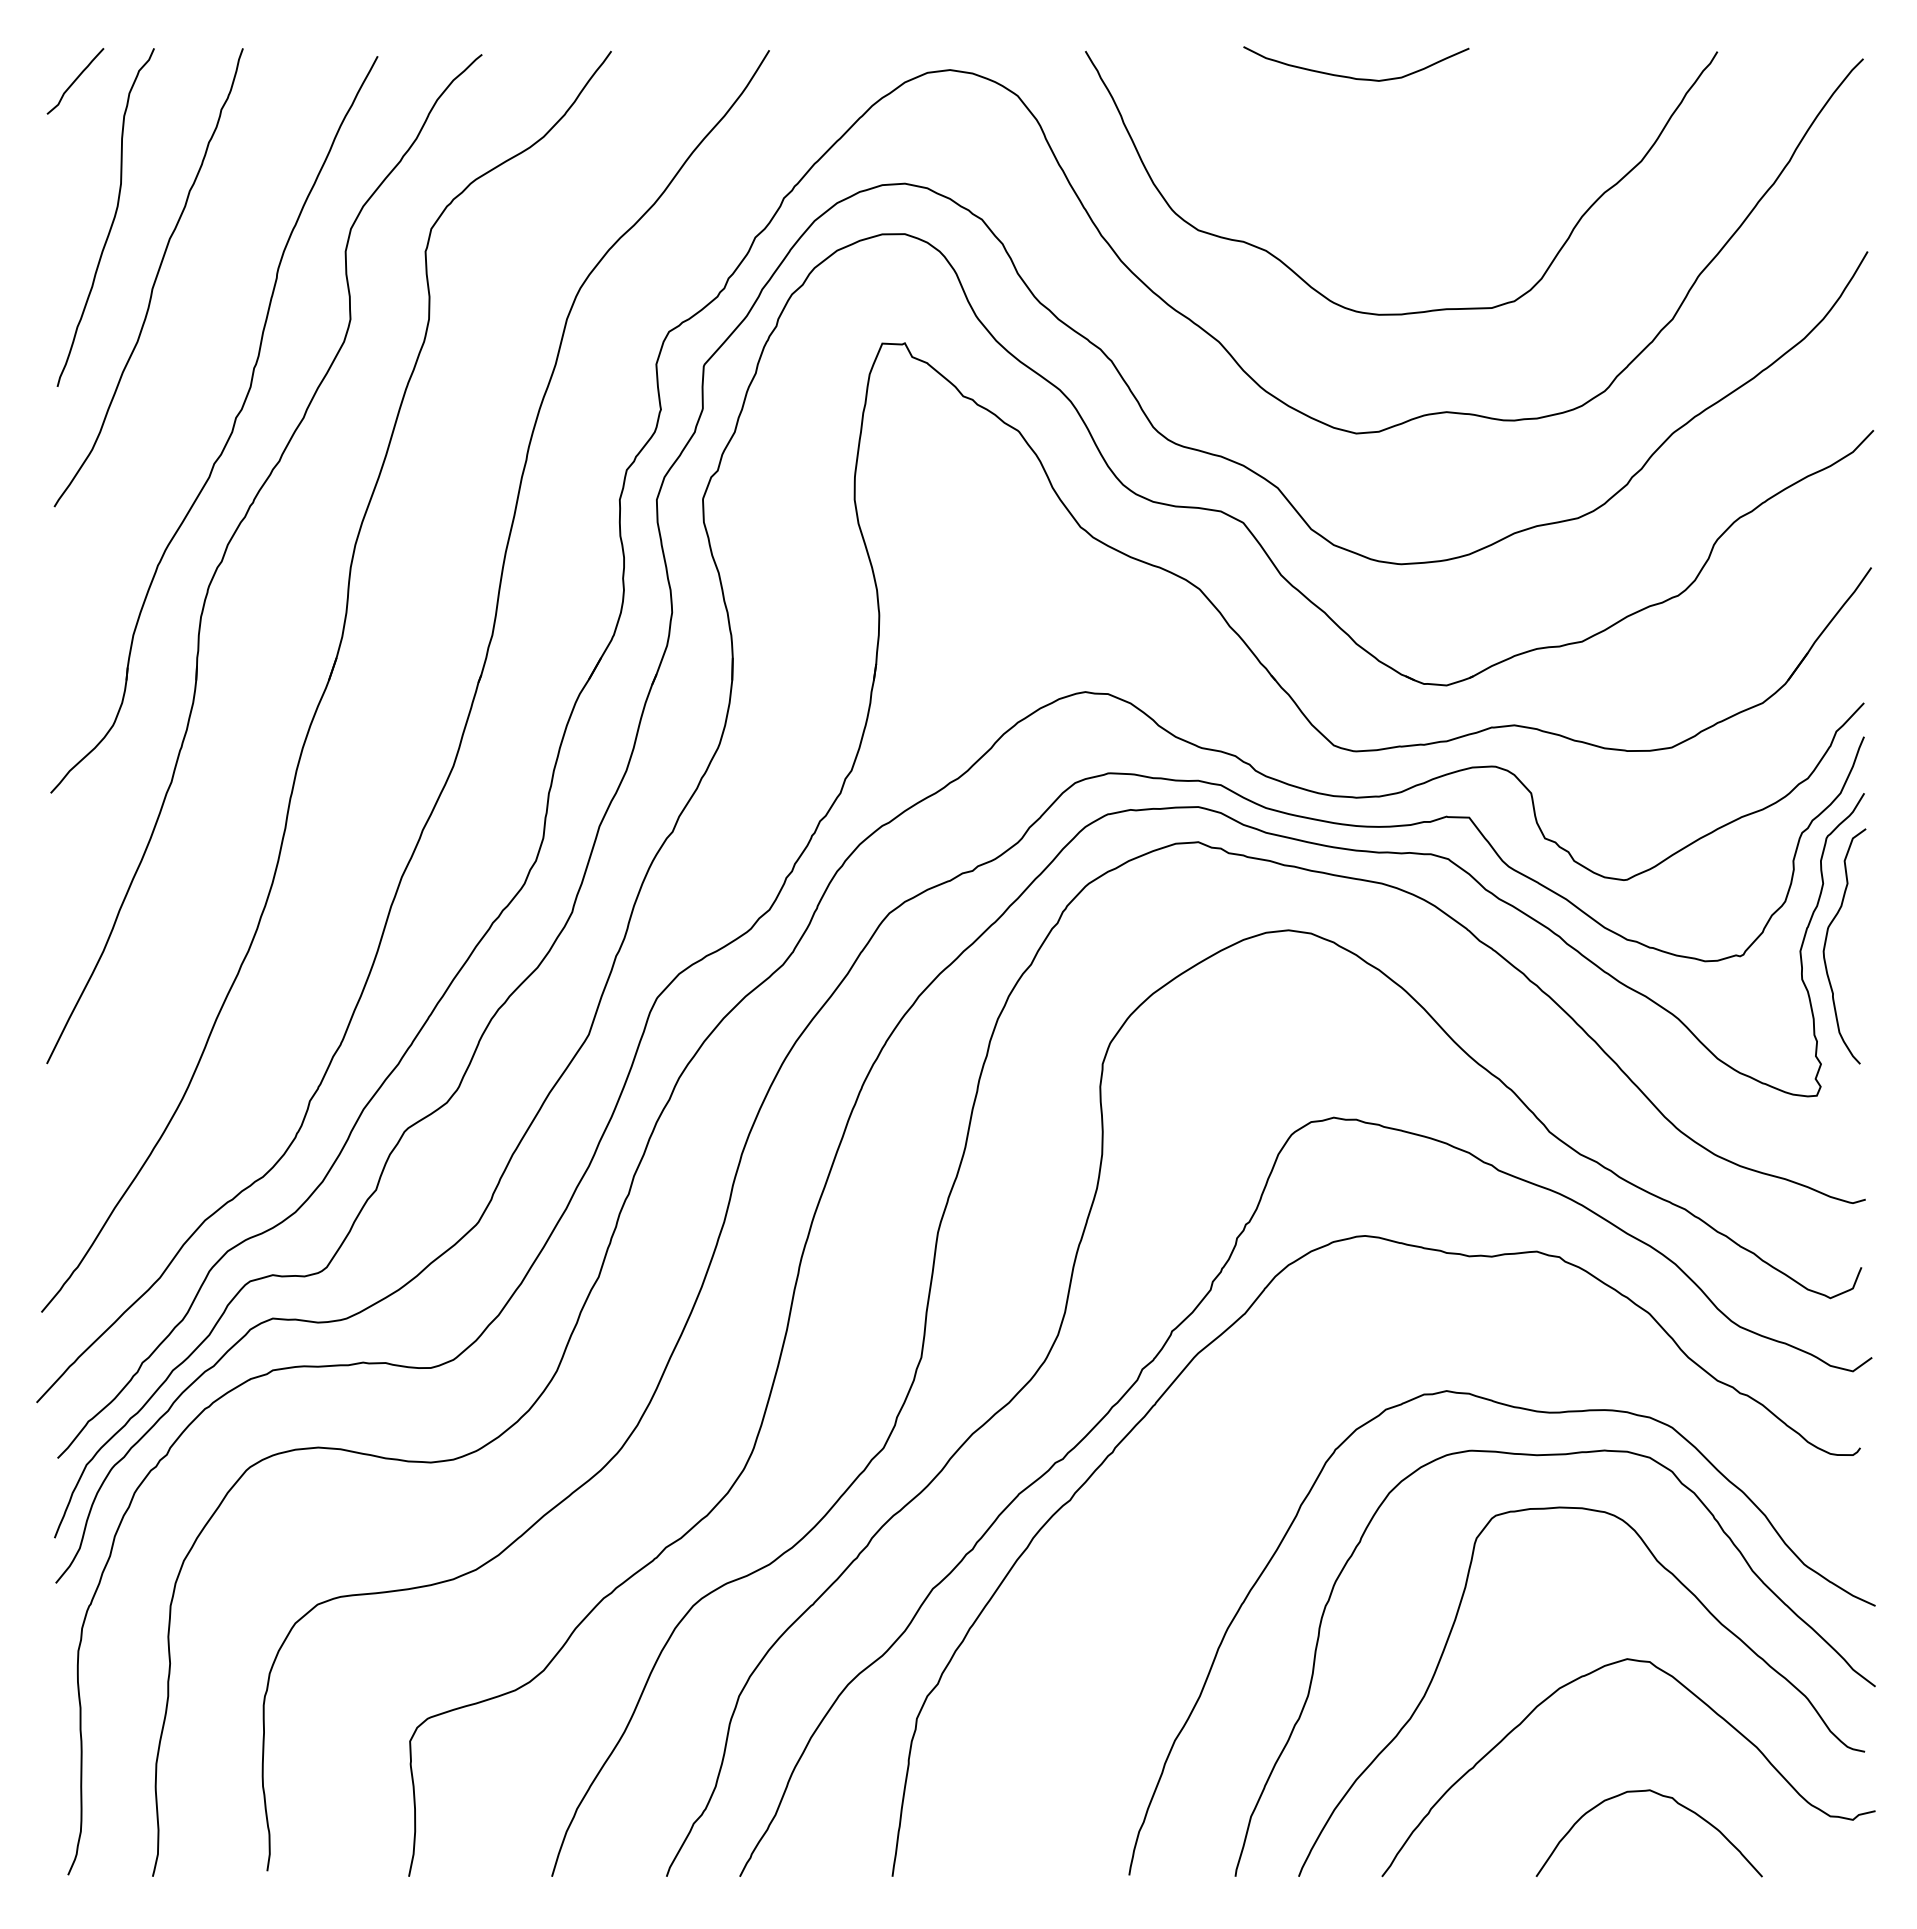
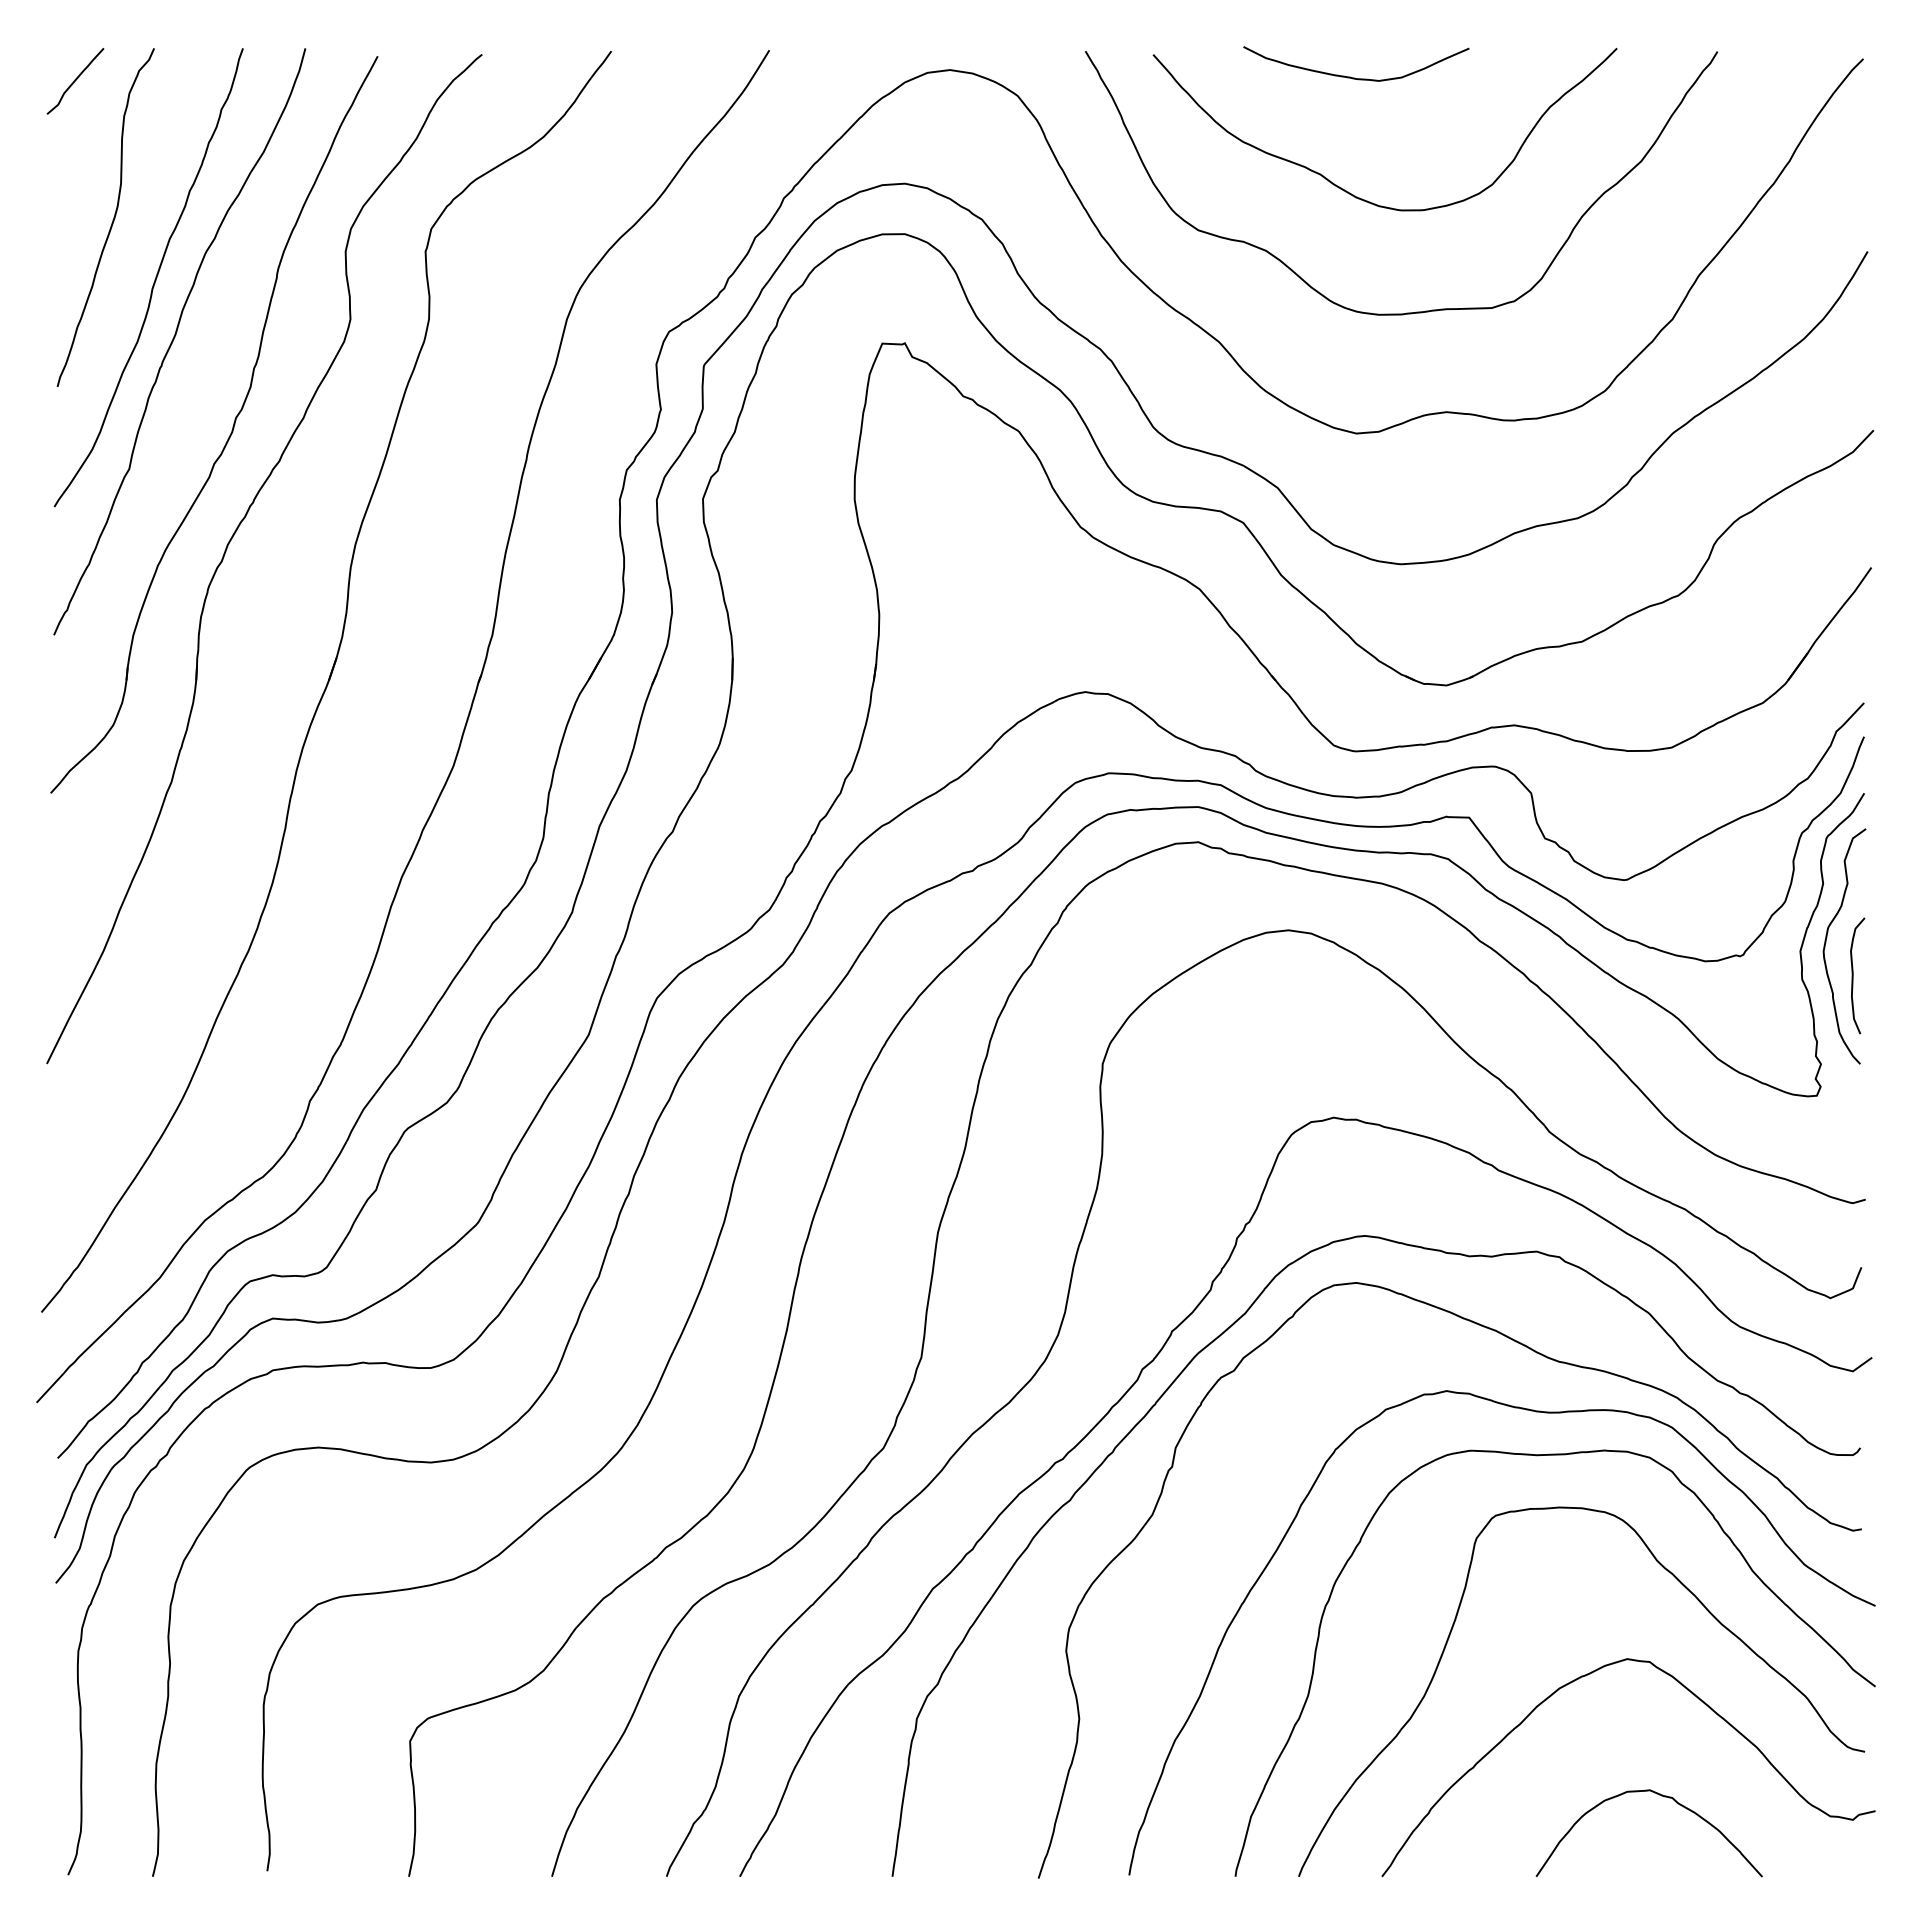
curve: none -> present (1348, 191)
curve: none -> present (174, 339)
curve: none -> present (1853, 975)
curve: none -> present (1549, 1359)
